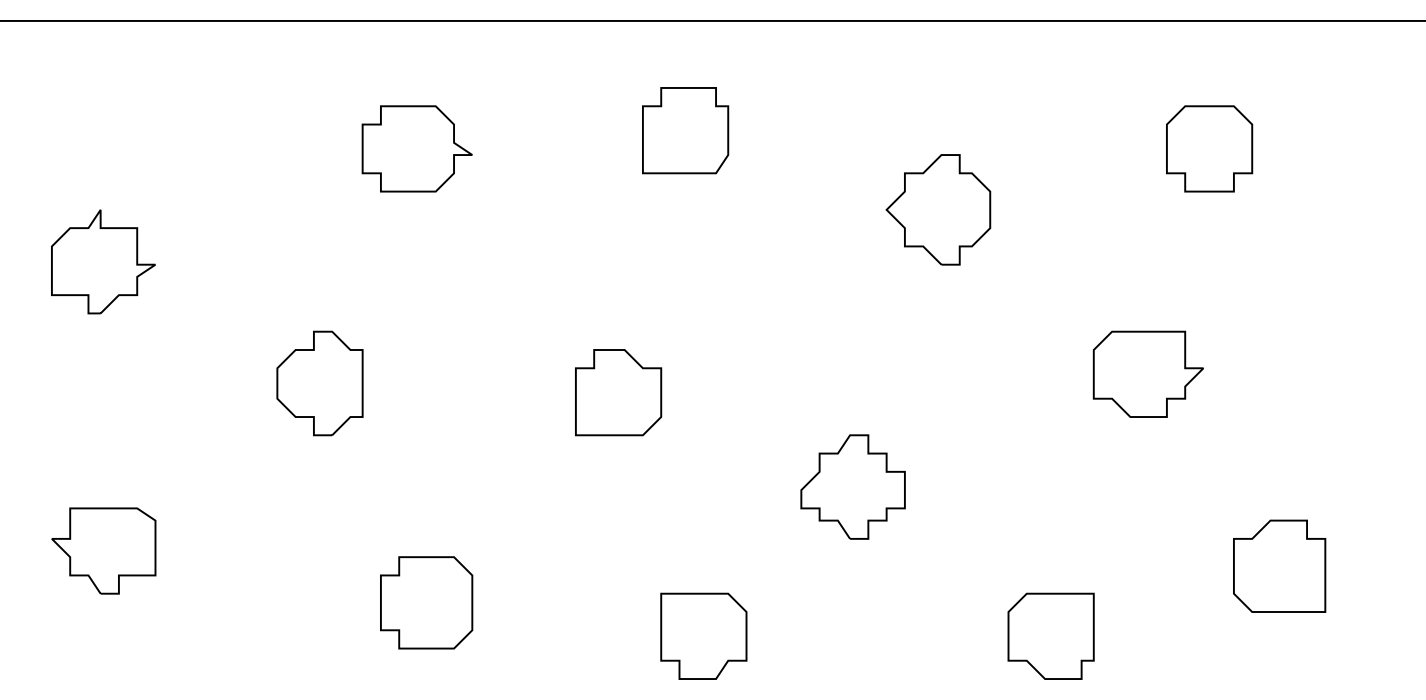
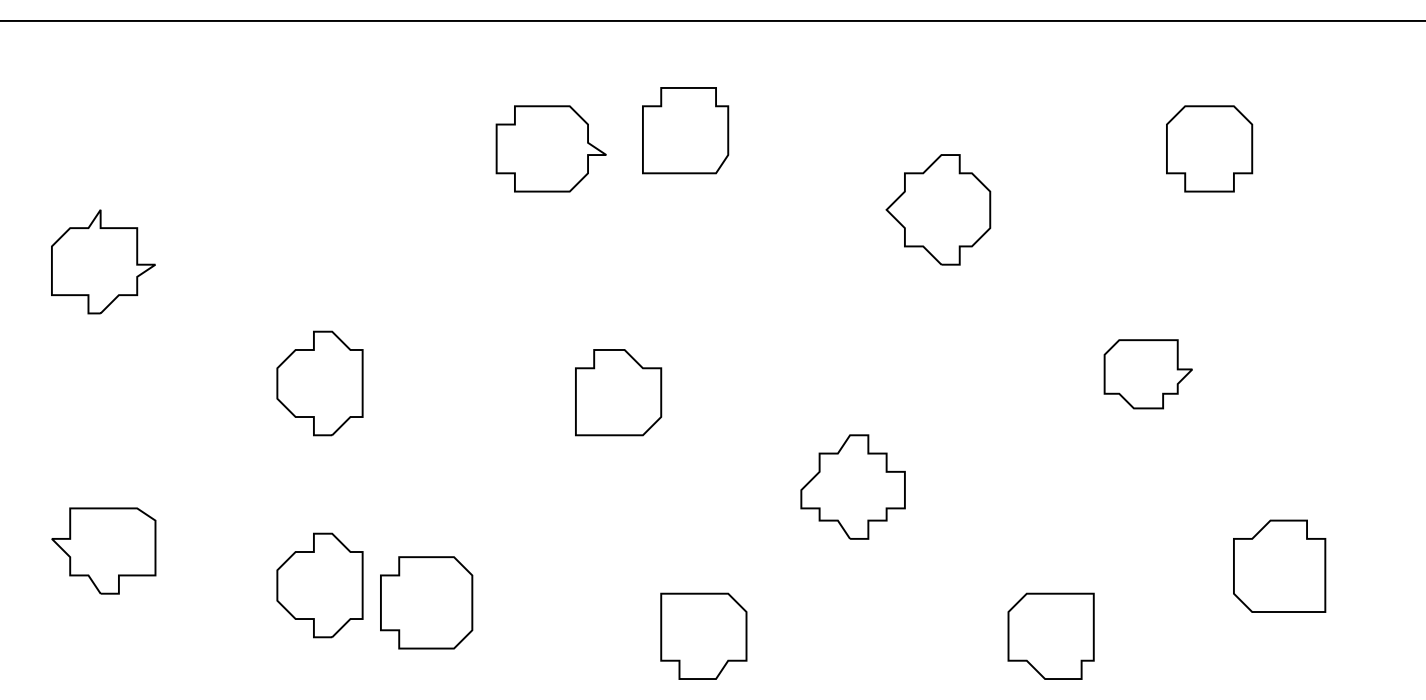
part position: (416, 148) -> (550, 148) (550, 148)
part size: 112x88 px -> 90x71 px (1147, 374)
part: none -> present (319, 585)
